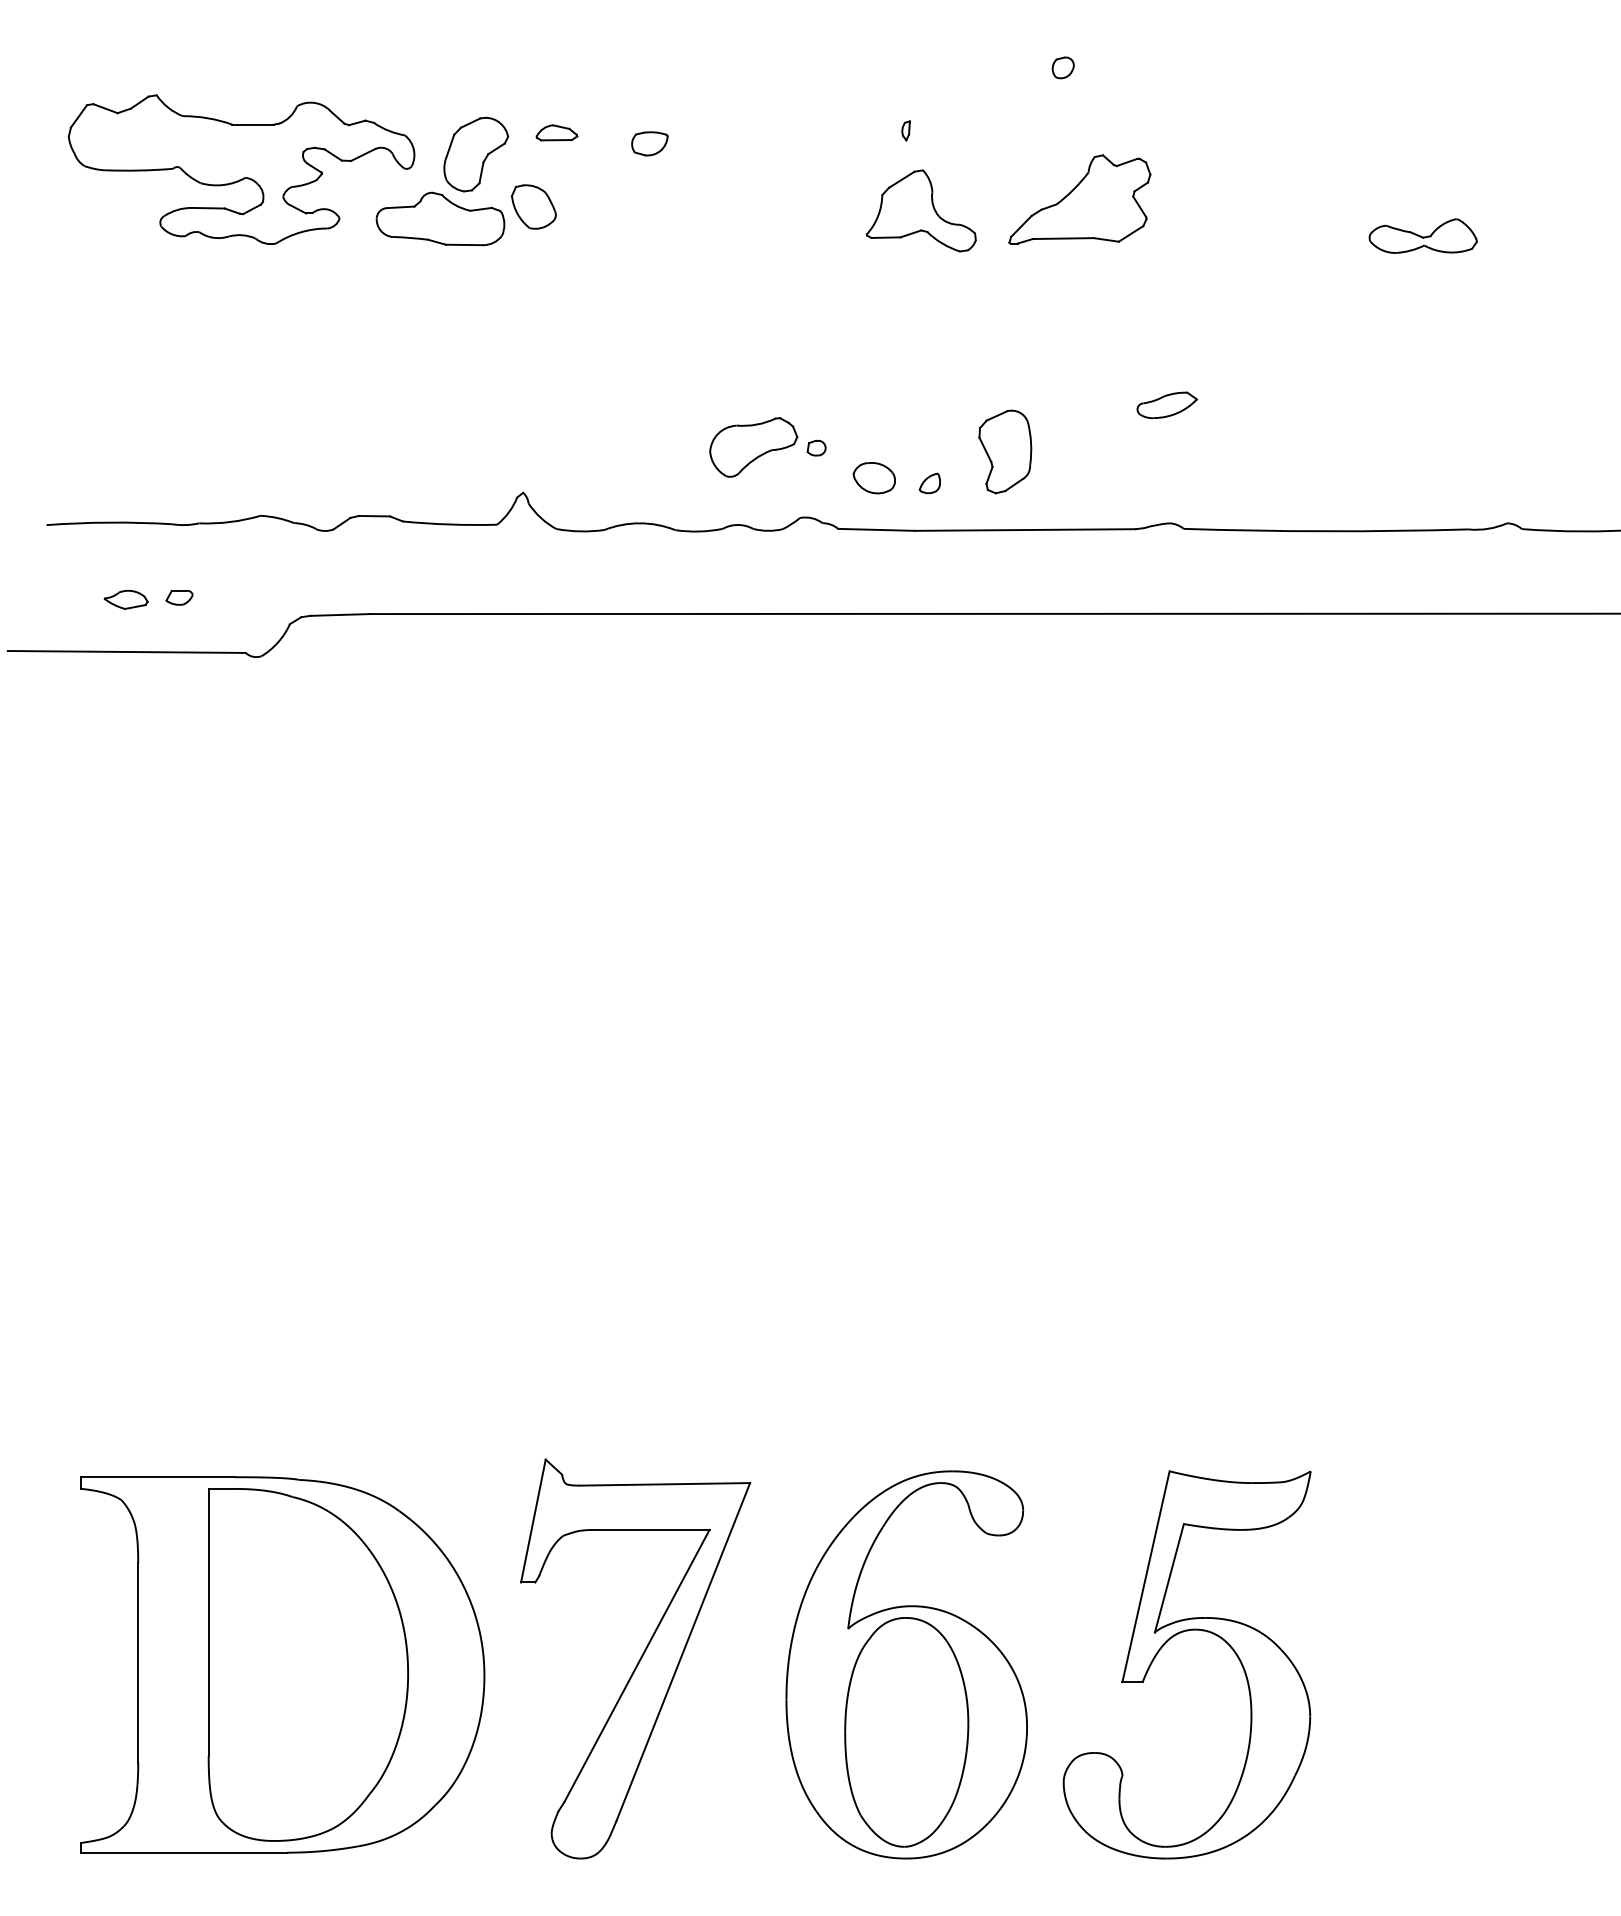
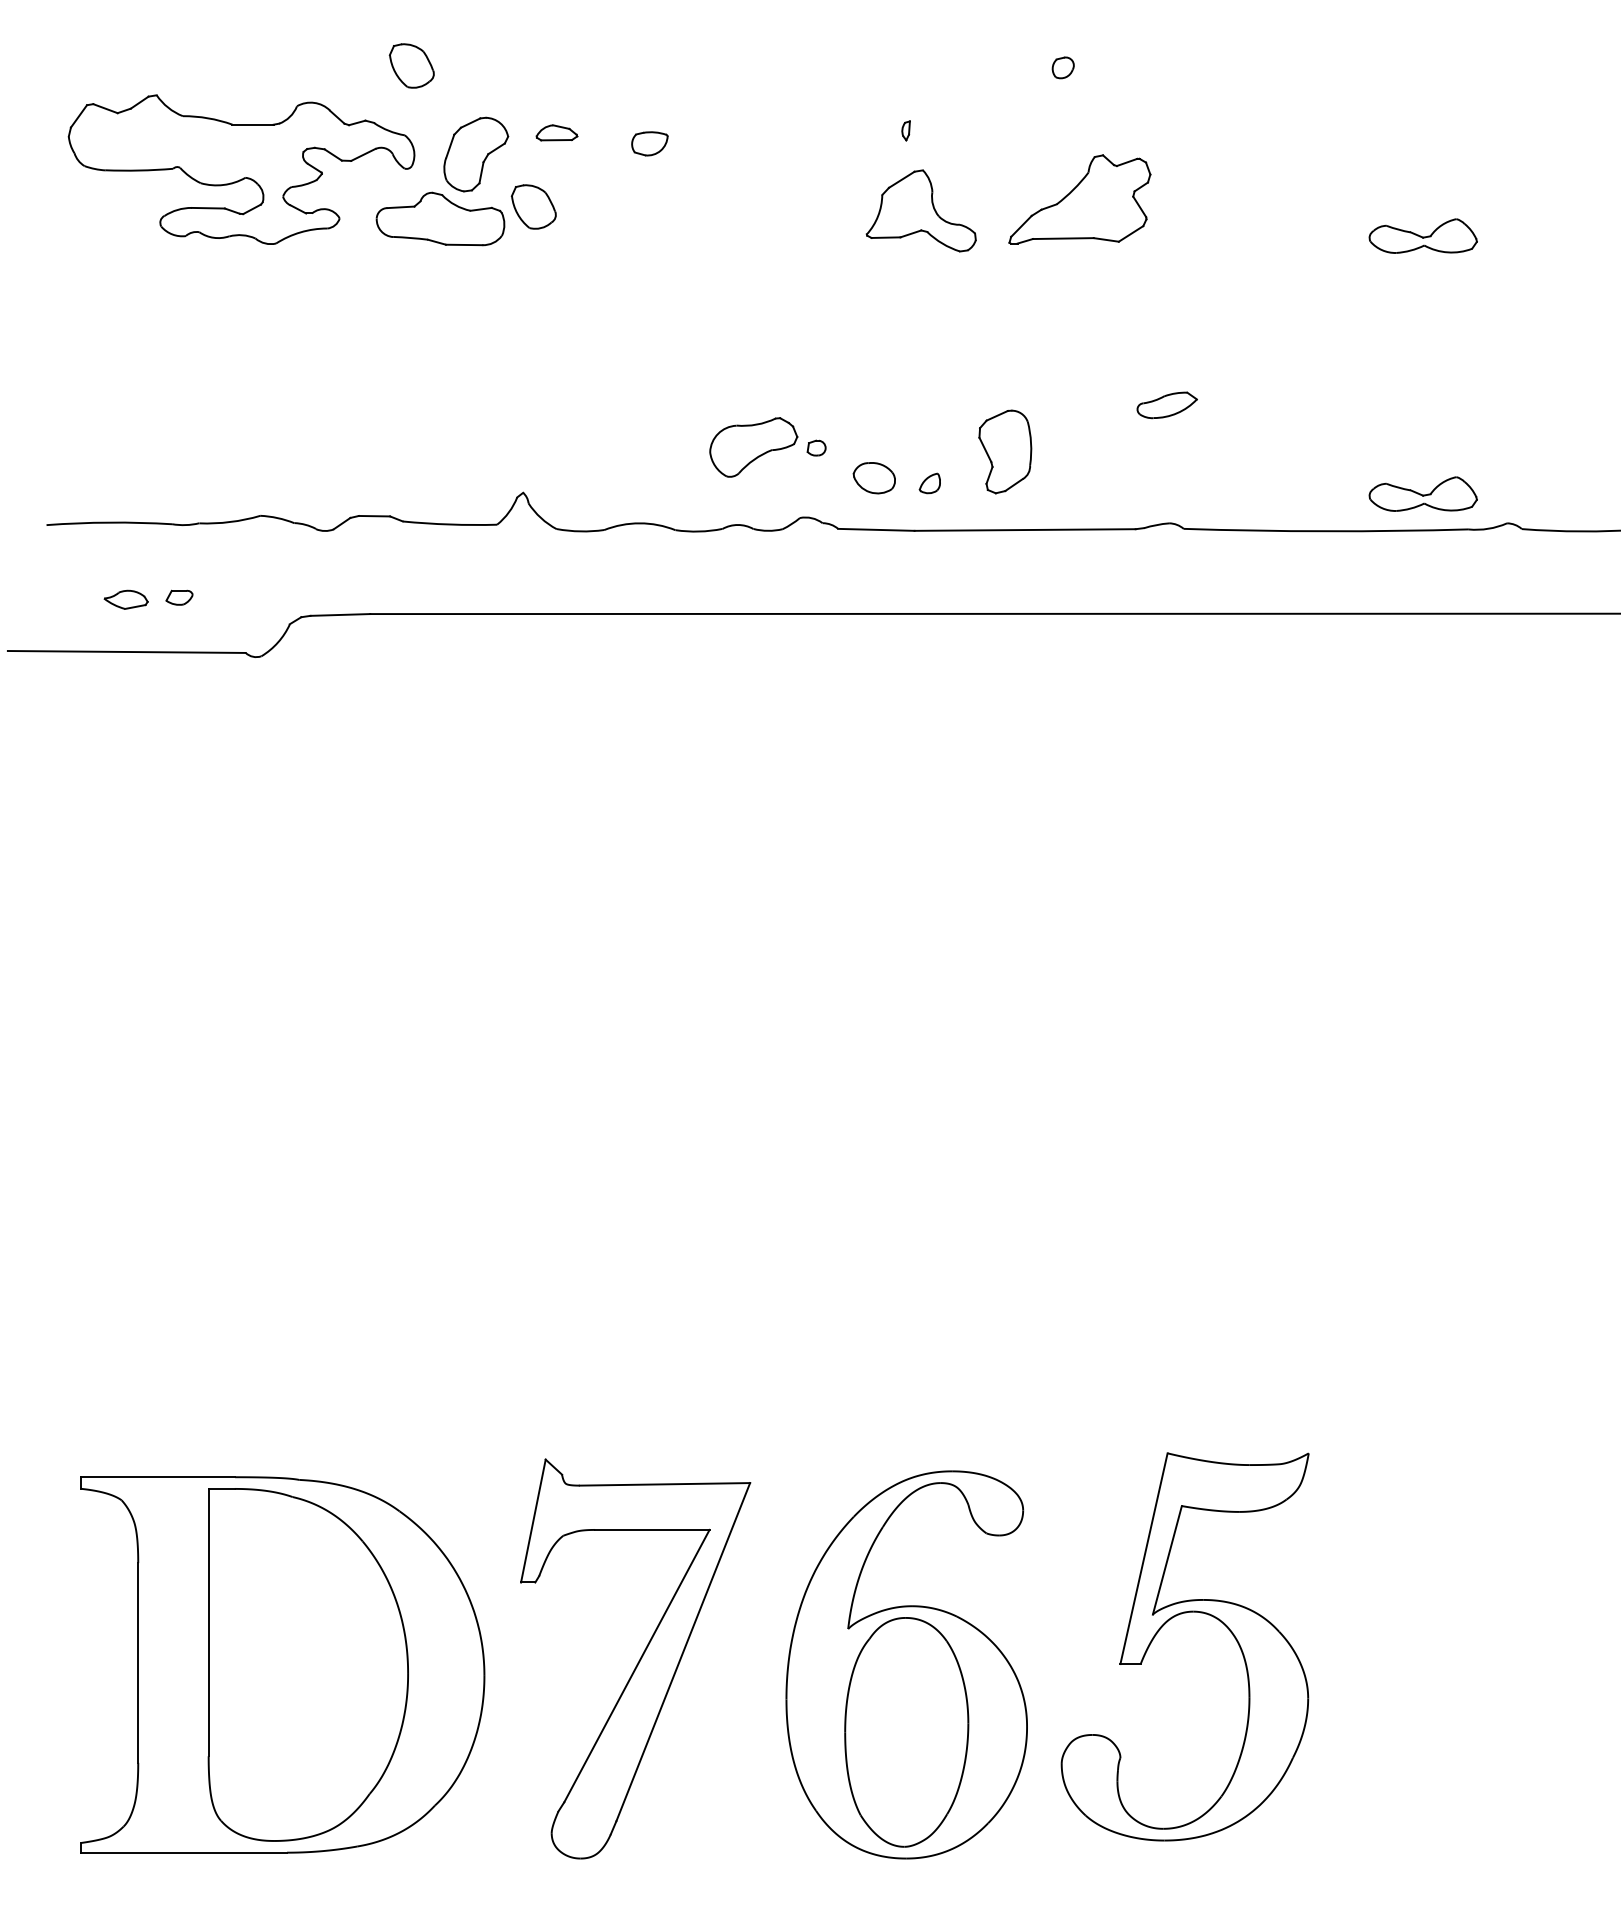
part: none -> present (411, 65)
part: none -> present (1422, 493)
part position: (1166, 1643) -> (1164, 1625) (1164, 1625)
